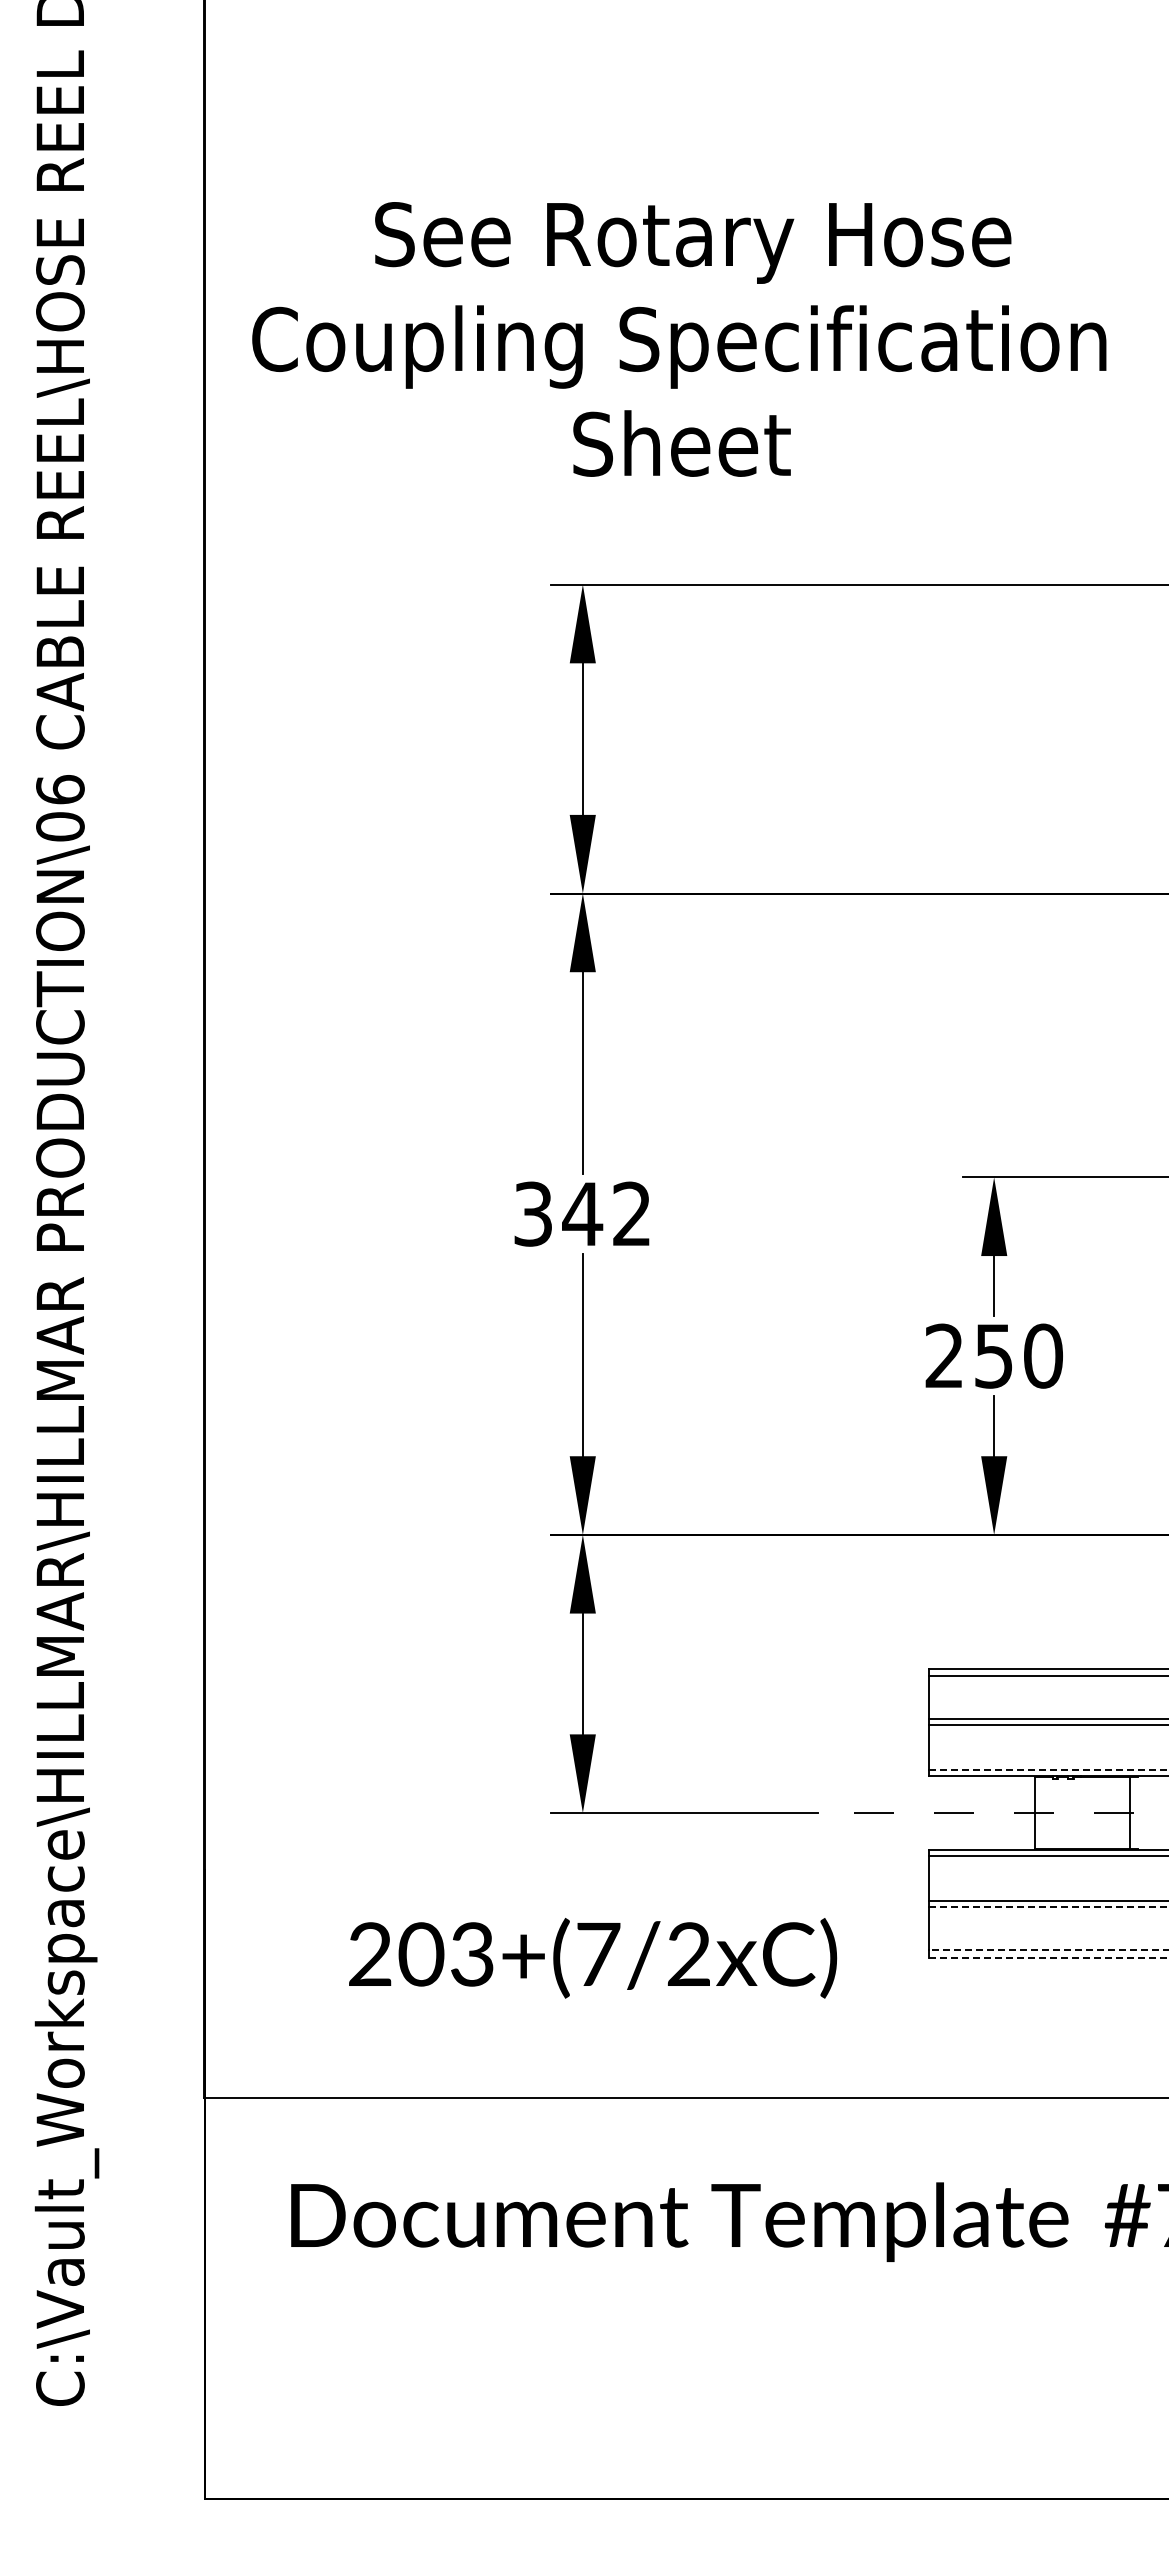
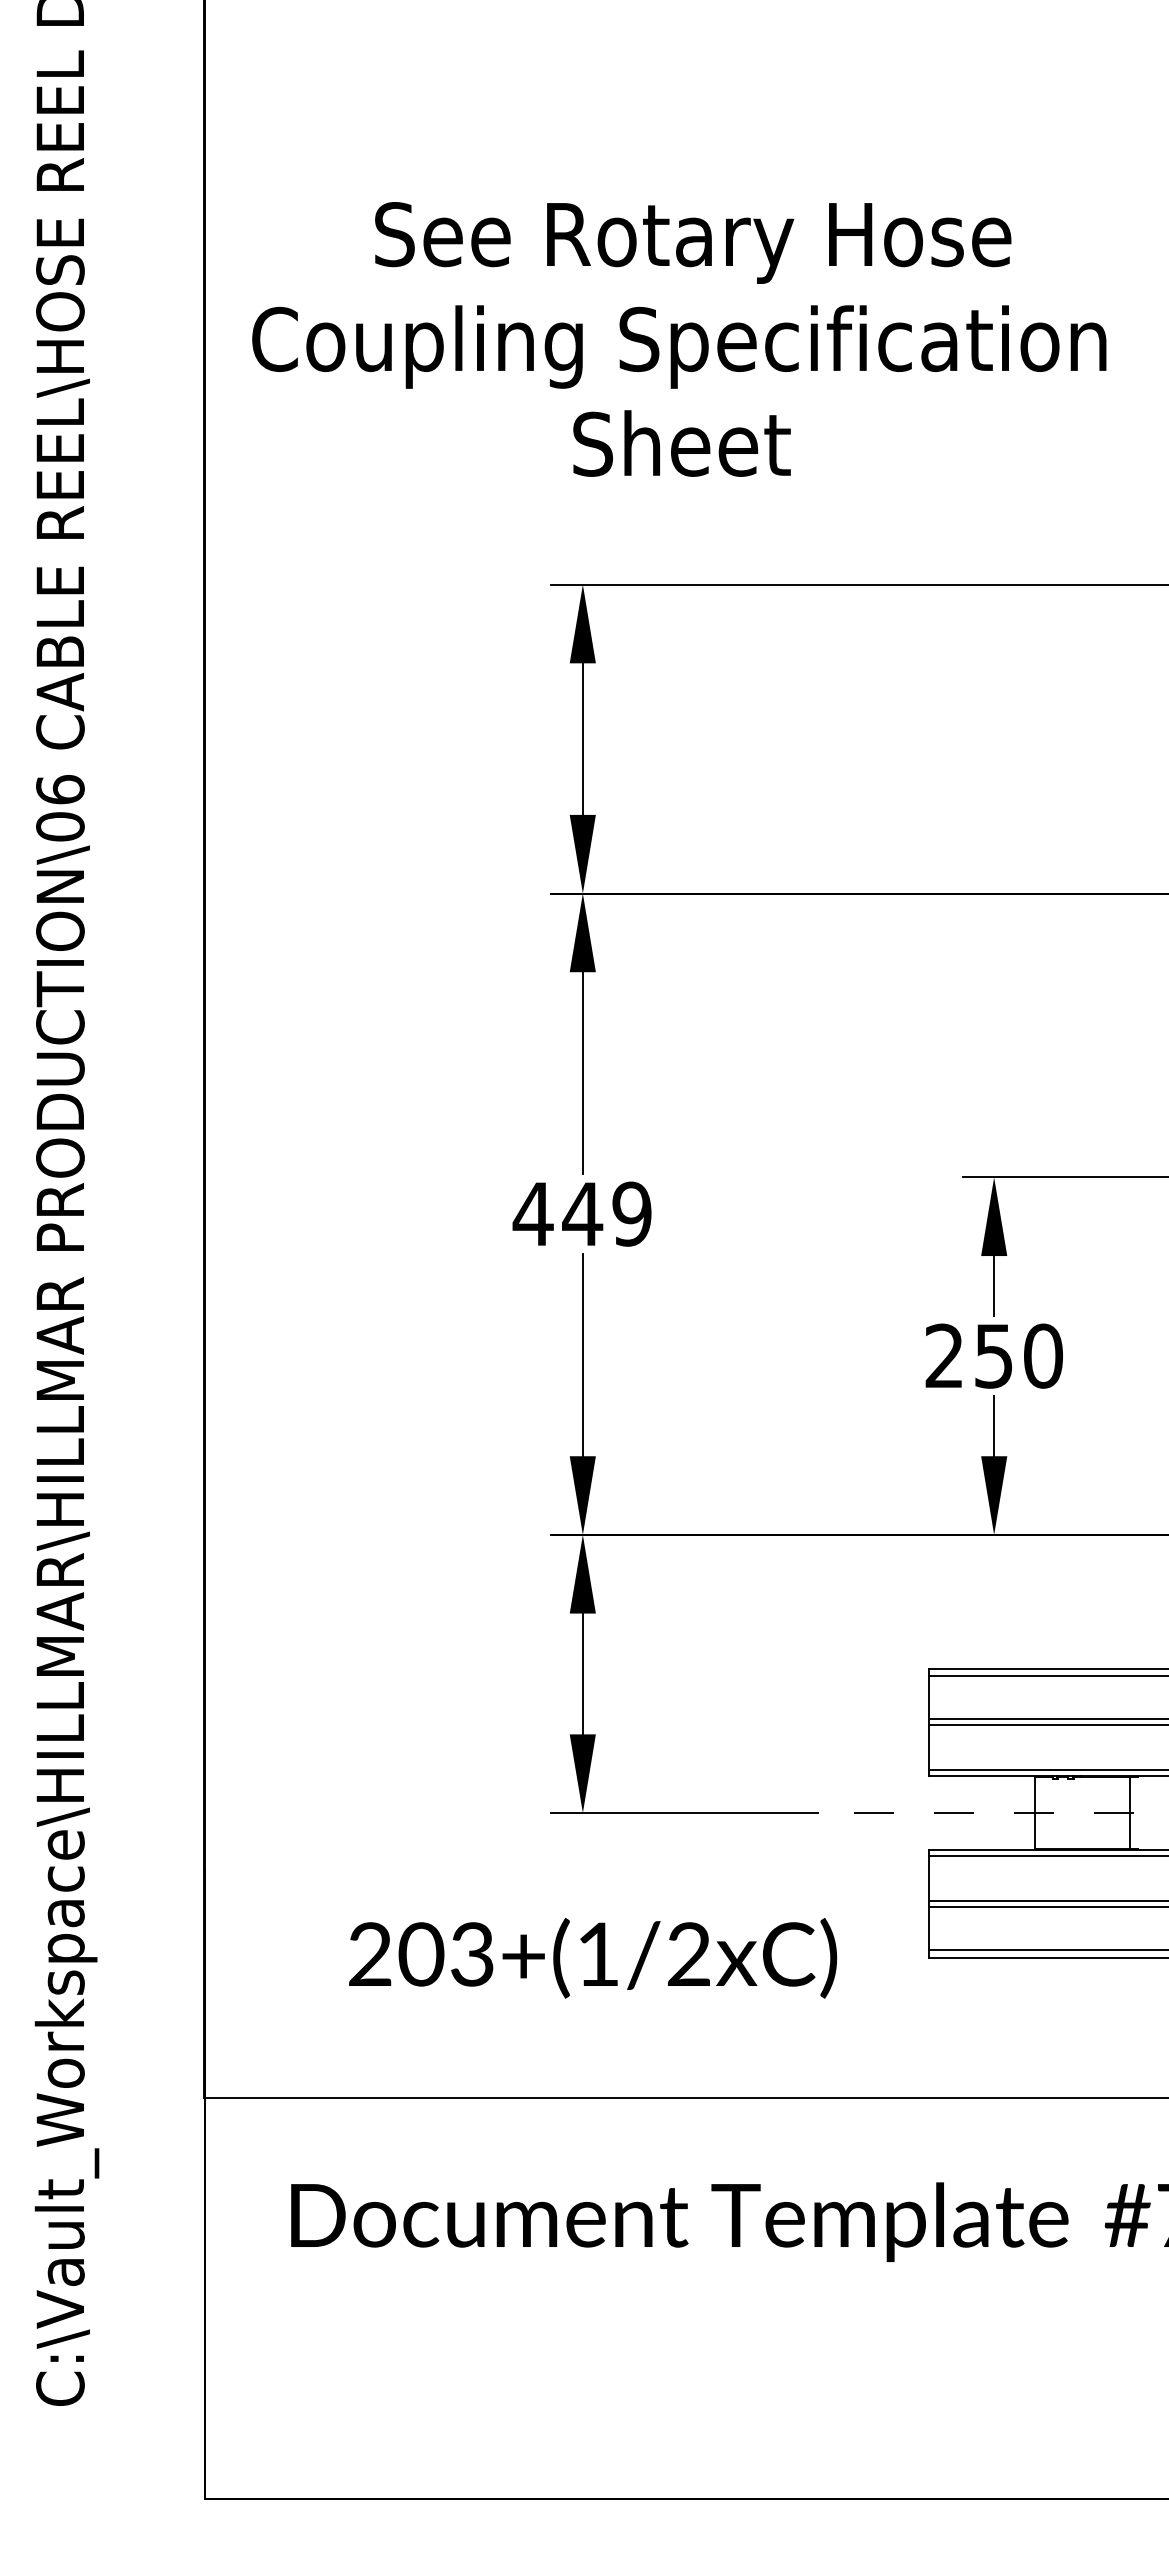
text: 342 -> 449 (581, 1213)
line: dashed -> solid (1048, 1769)
line: dashed -> solid (1048, 1907)
line: dashed -> solid (1048, 1950)
text: 203+(7/2xC) -> 203+(1/2xC) (598, 1953)
line: dashed -> solid (1048, 1957)
